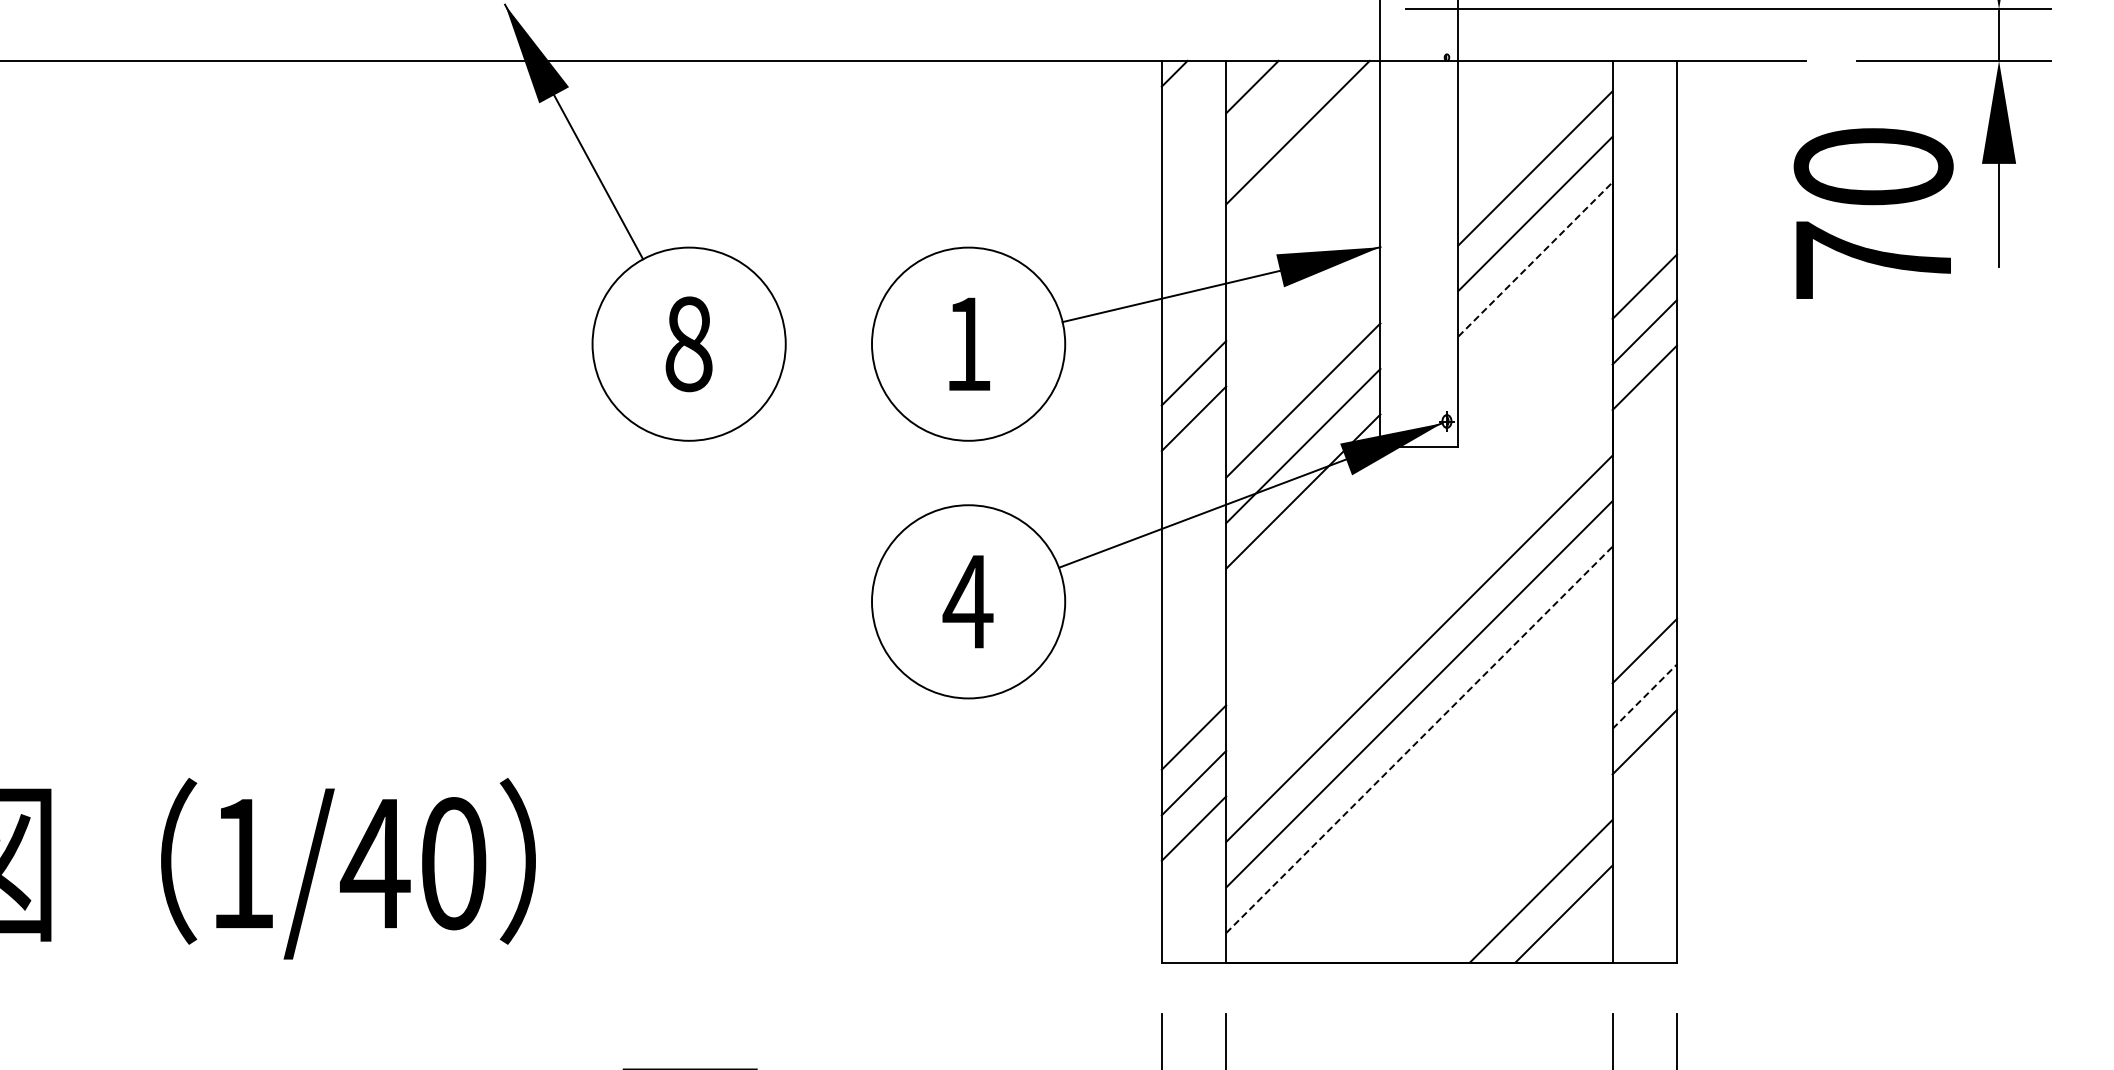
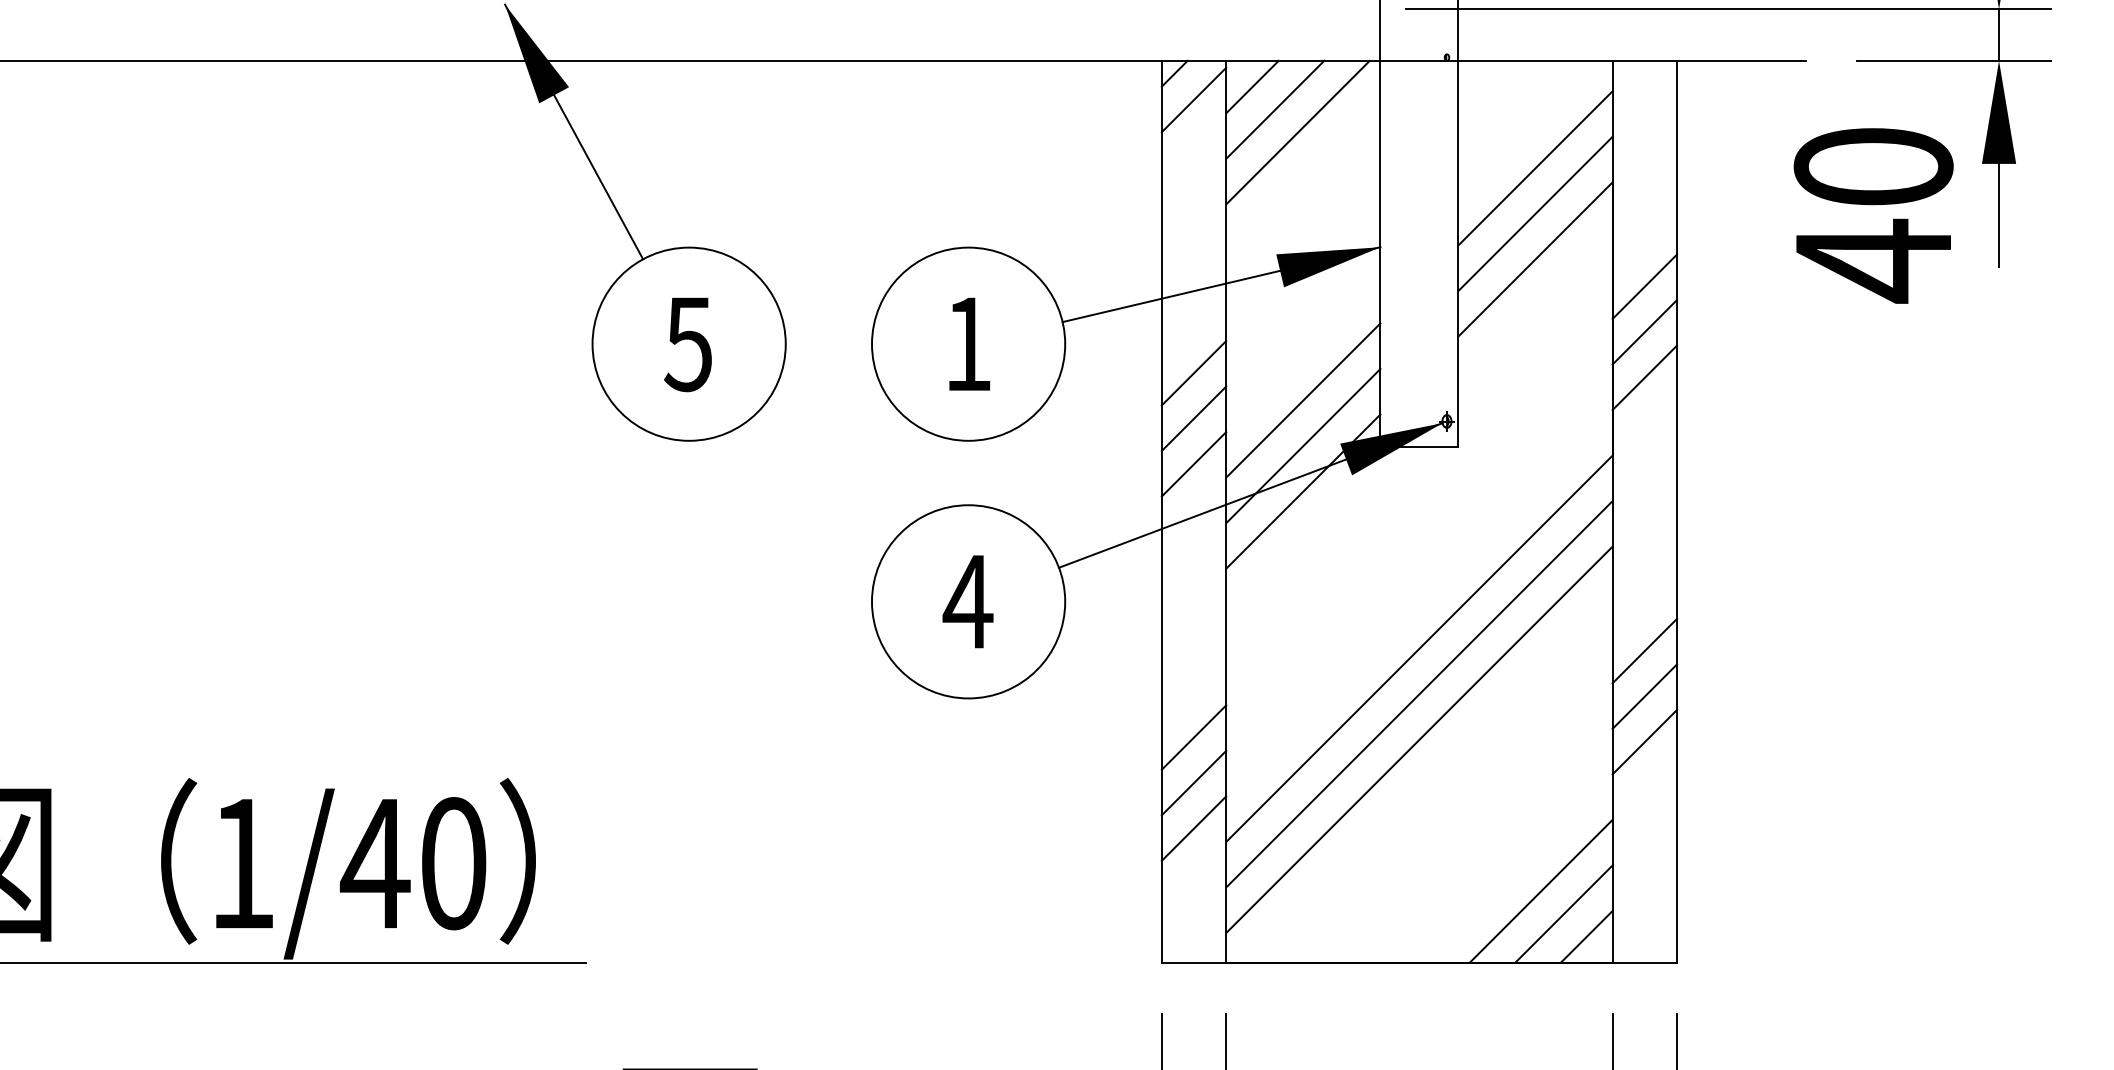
line: none -> present (1193, 99)
line: none -> present (1275, 109)
line: dashed -> solid (1535, 259)
text: 70 -> 40 (1873, 260)
text: 8 -> 5 (688, 344)
line: none -> present (1193, 464)
line: dashed -> solid (1644, 696)
line: dashed -> solid (1419, 739)
line: none -> present (1586, 936)
line: none -> present (294, 962)
